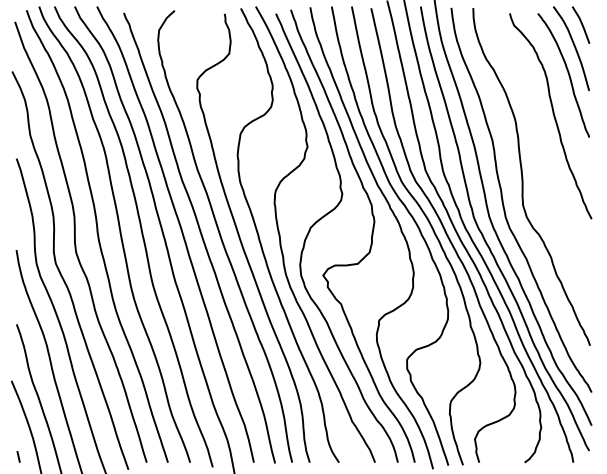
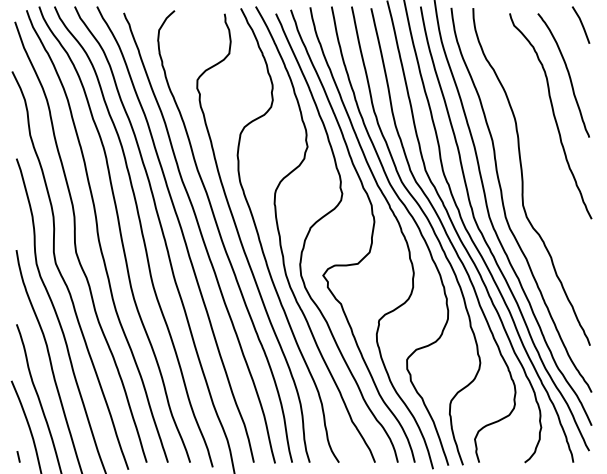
curve: present -> none (573, 46)
